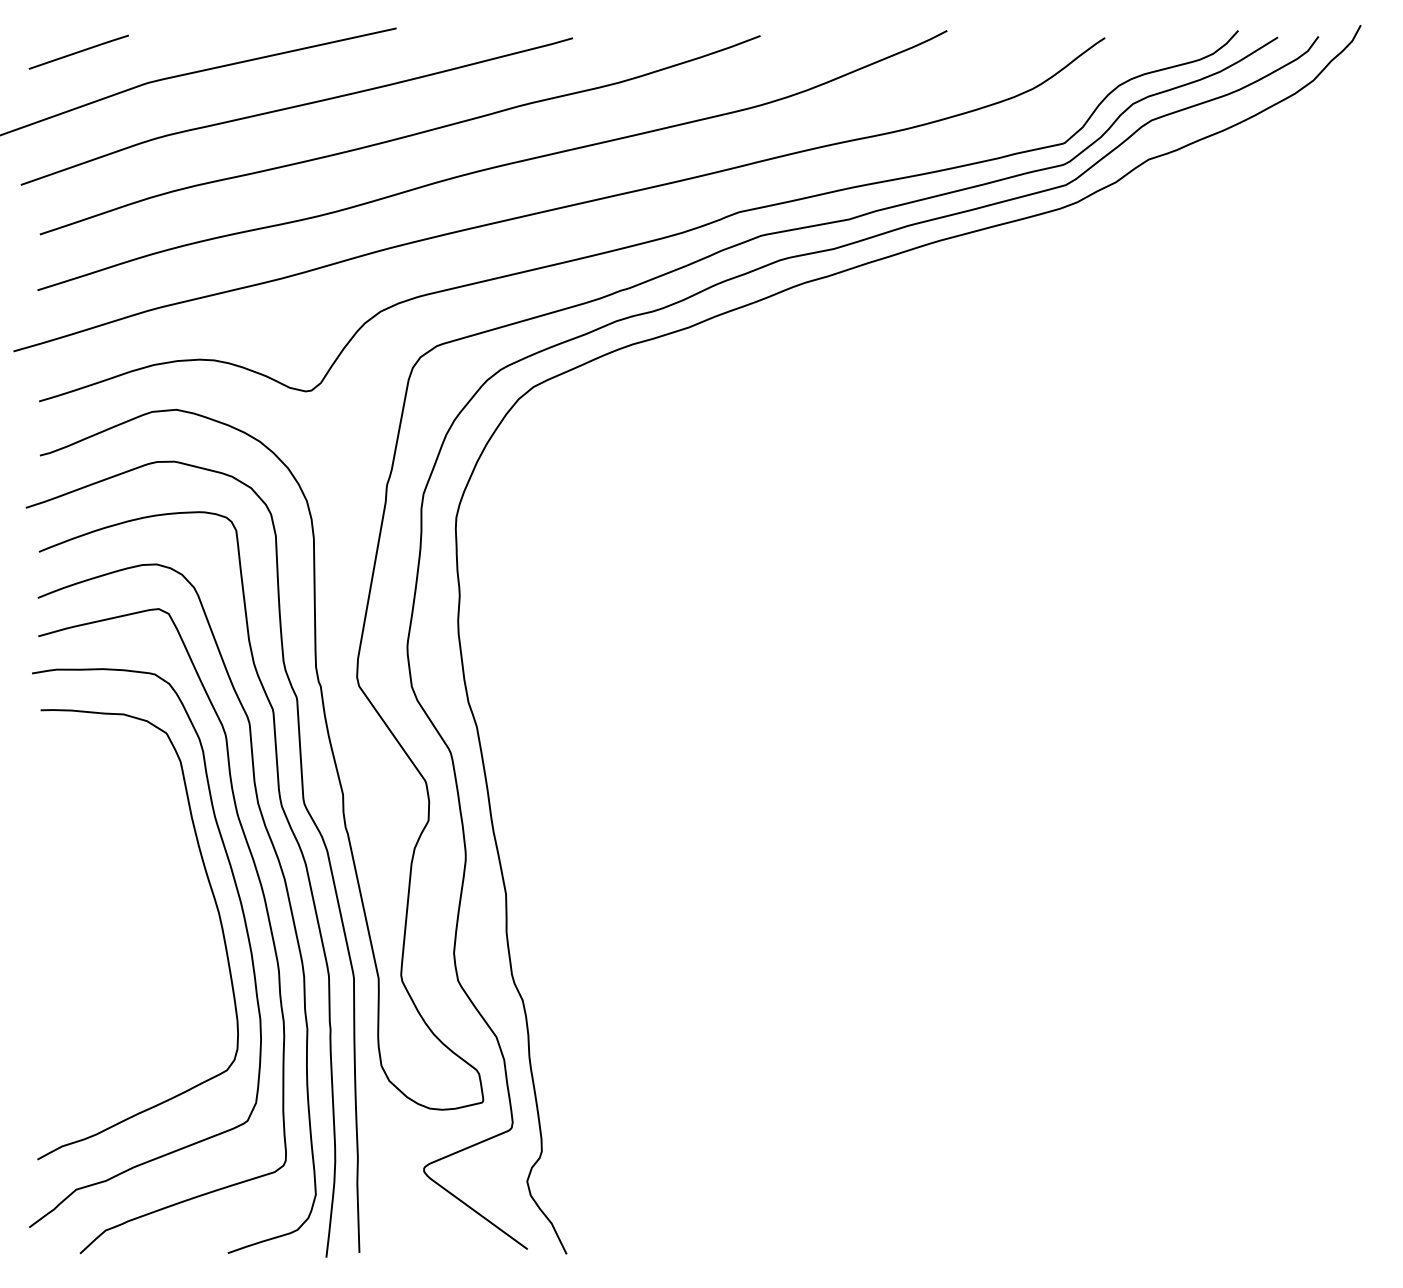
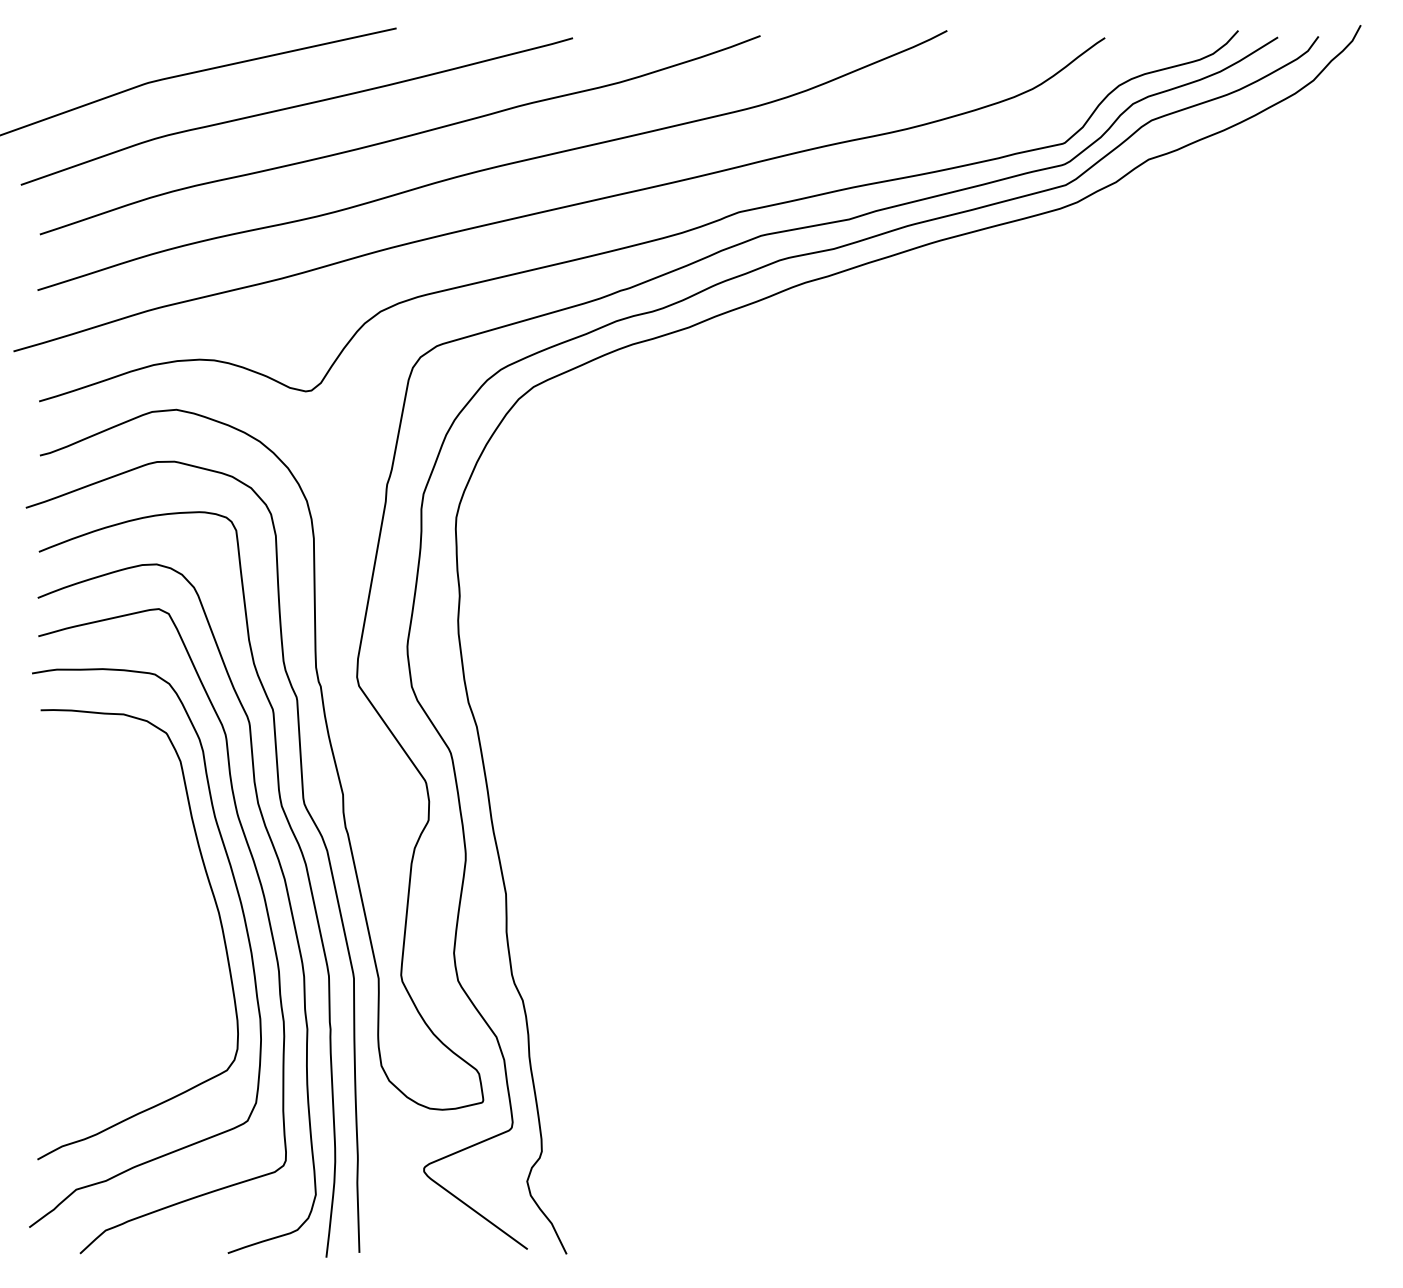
line: present -> none (78, 51)
